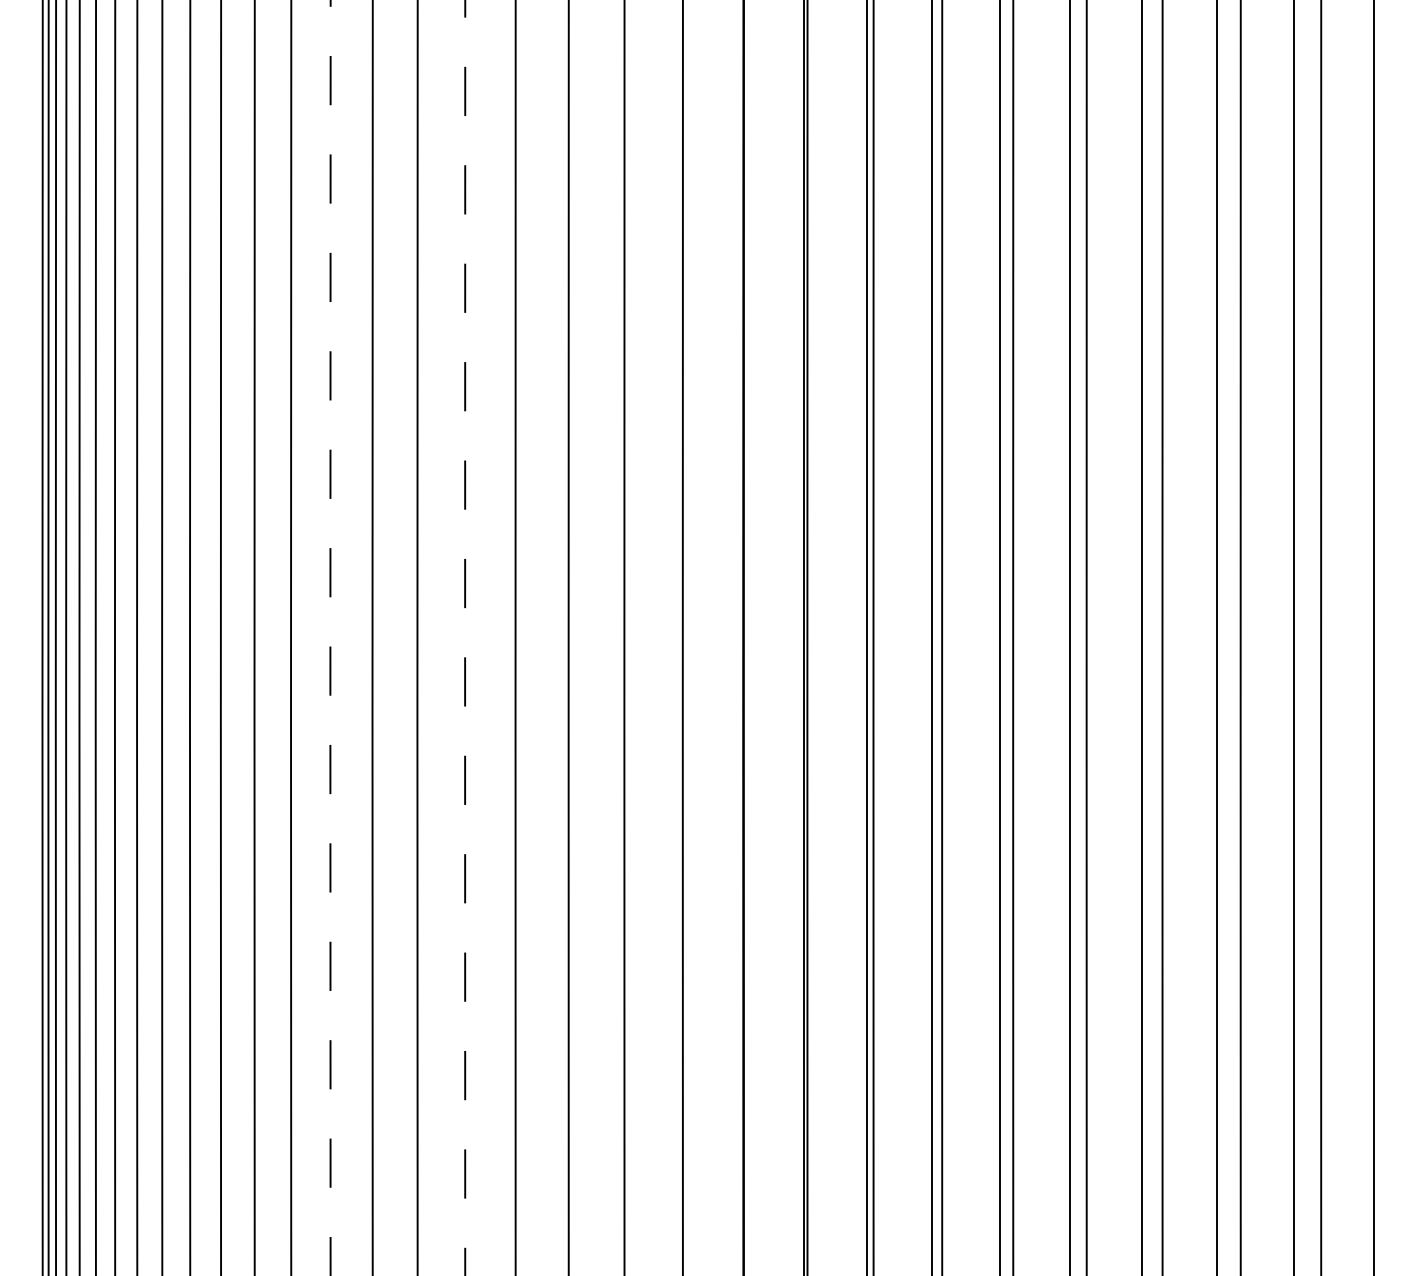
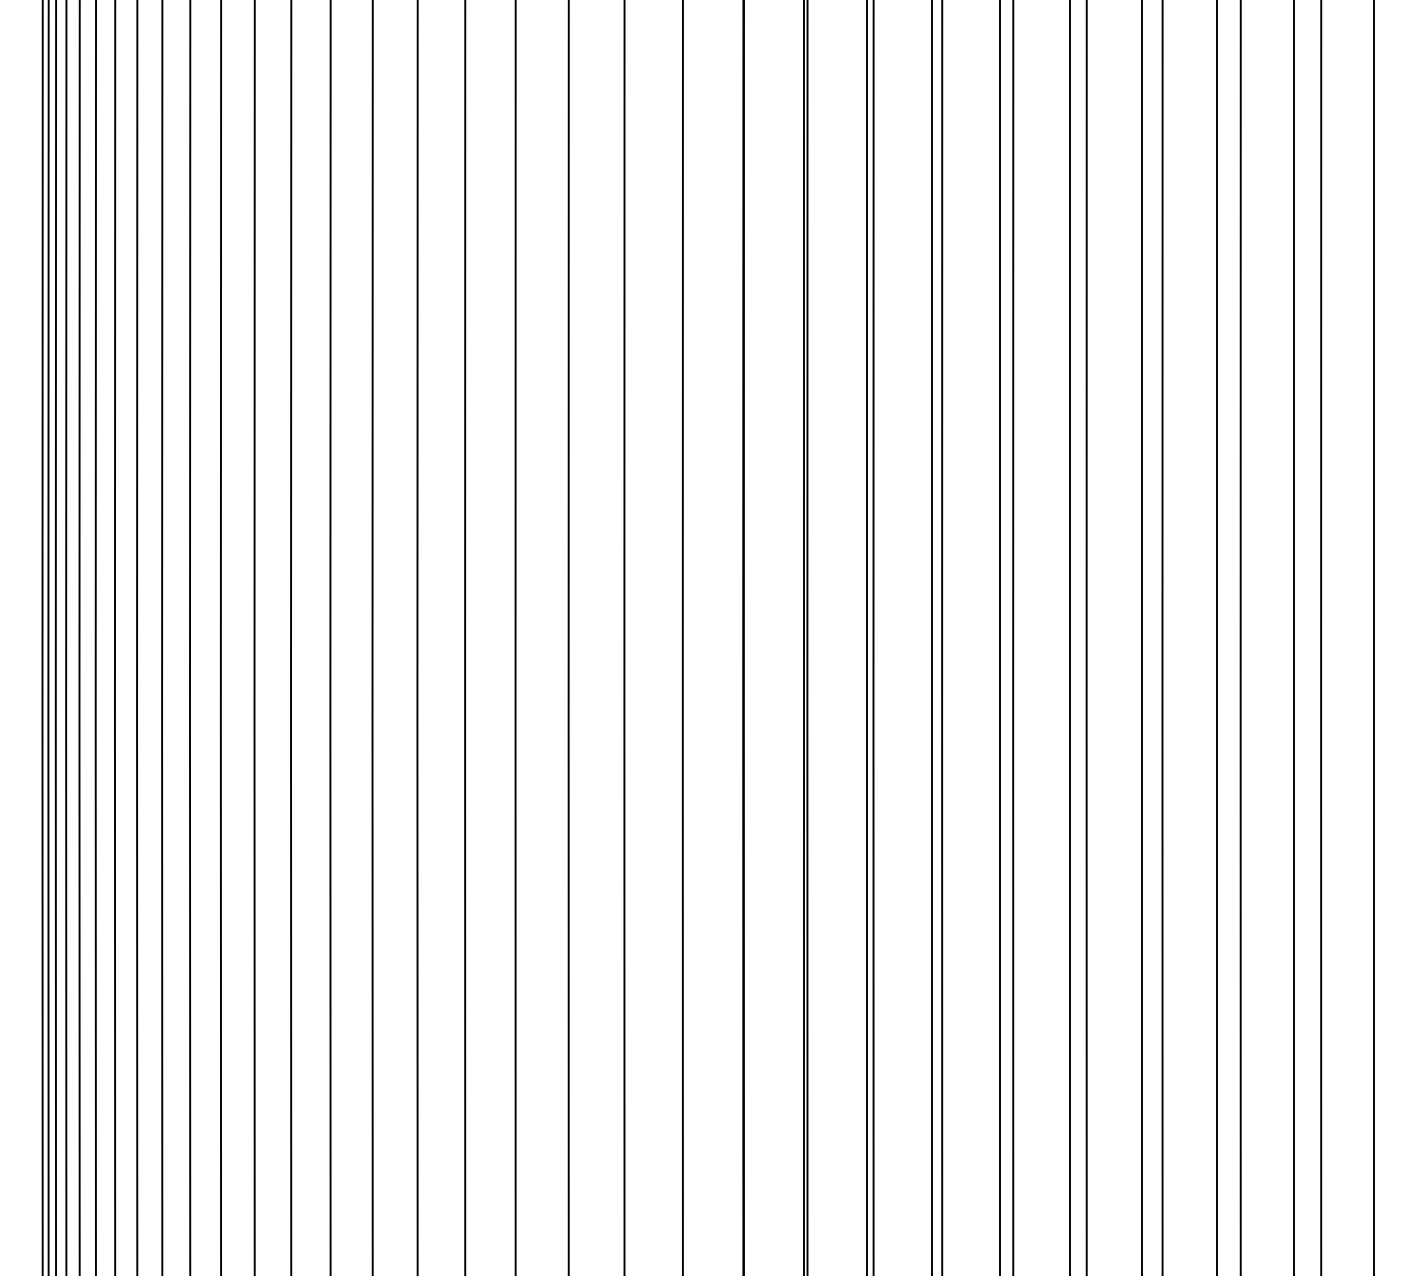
line: dashed -> solid (330, 639)
line: dashed -> solid (465, 639)
